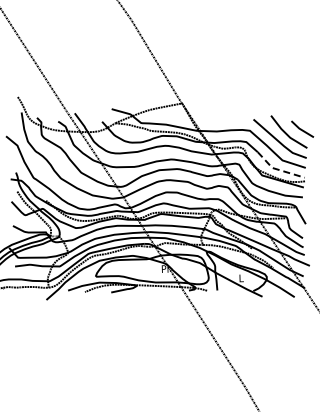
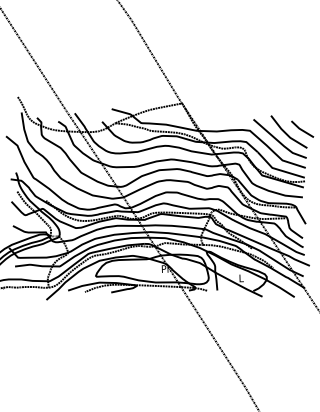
line: dashed -> solid (277, 169)
